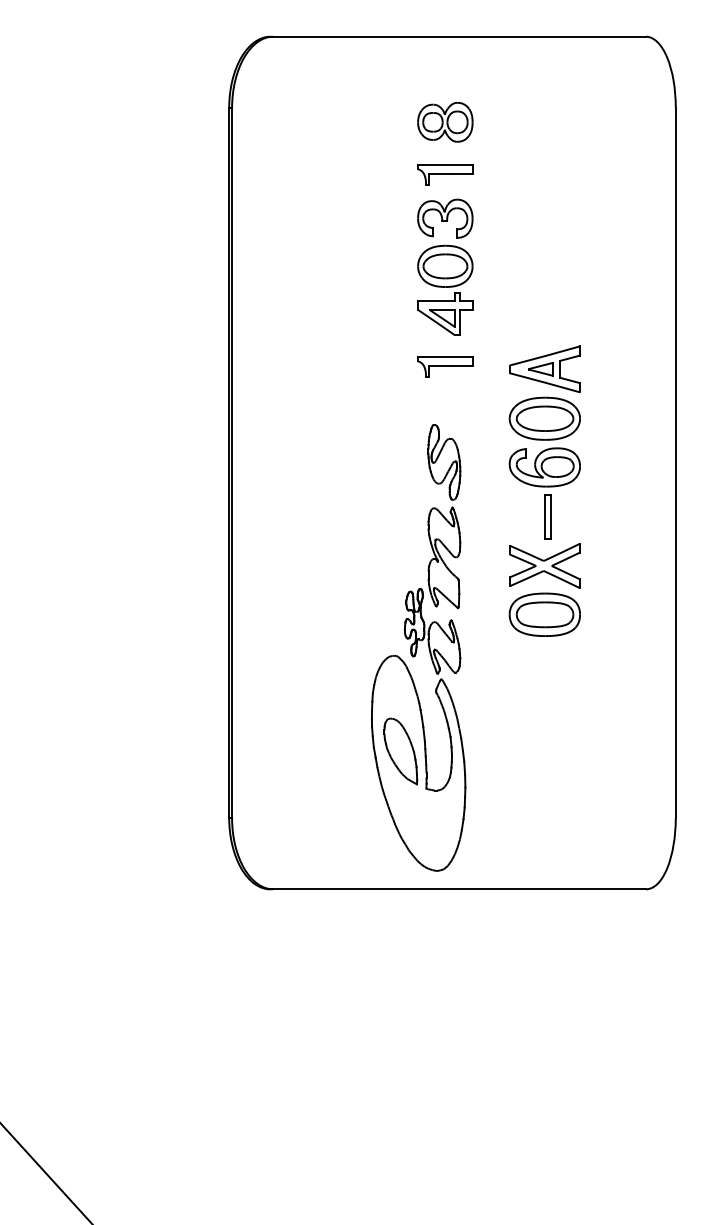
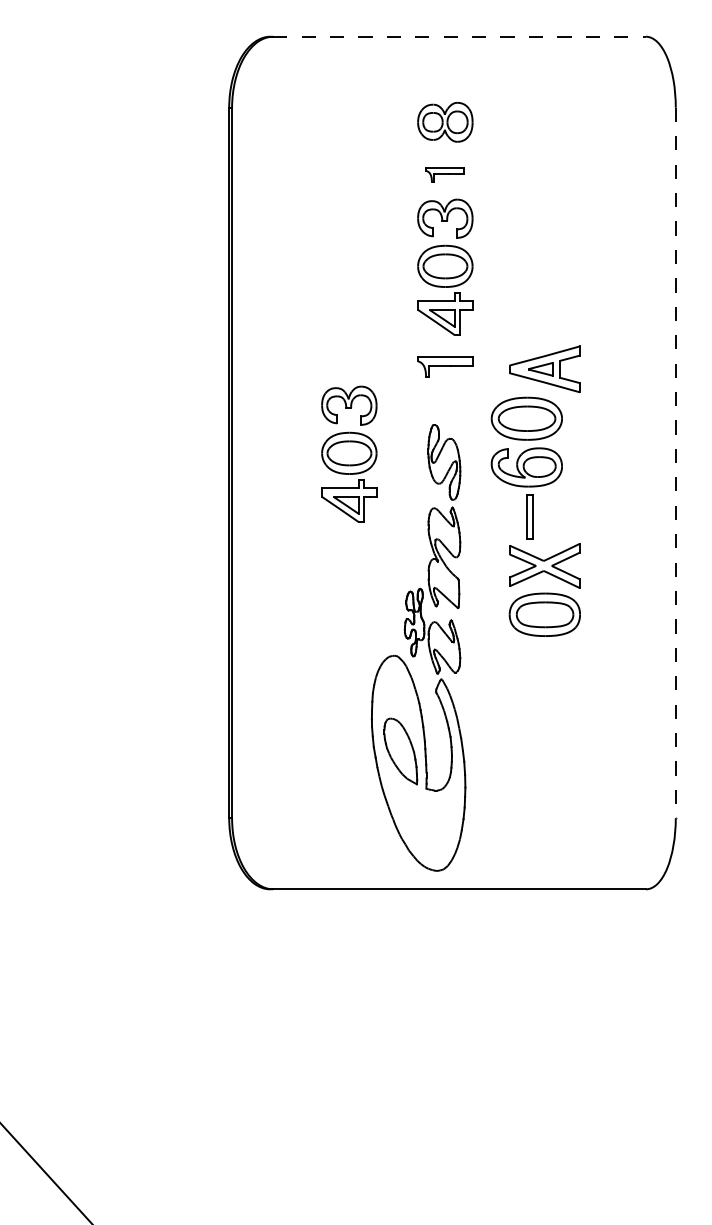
line: solid -> dashed (460, 36)
part size: 57x22 px -> 40x16 px (444, 174)
part: none -> present (349, 453)
line: solid -> dashed (675, 463)
part position: (544, 467) -> (526, 467) (526, 467)
